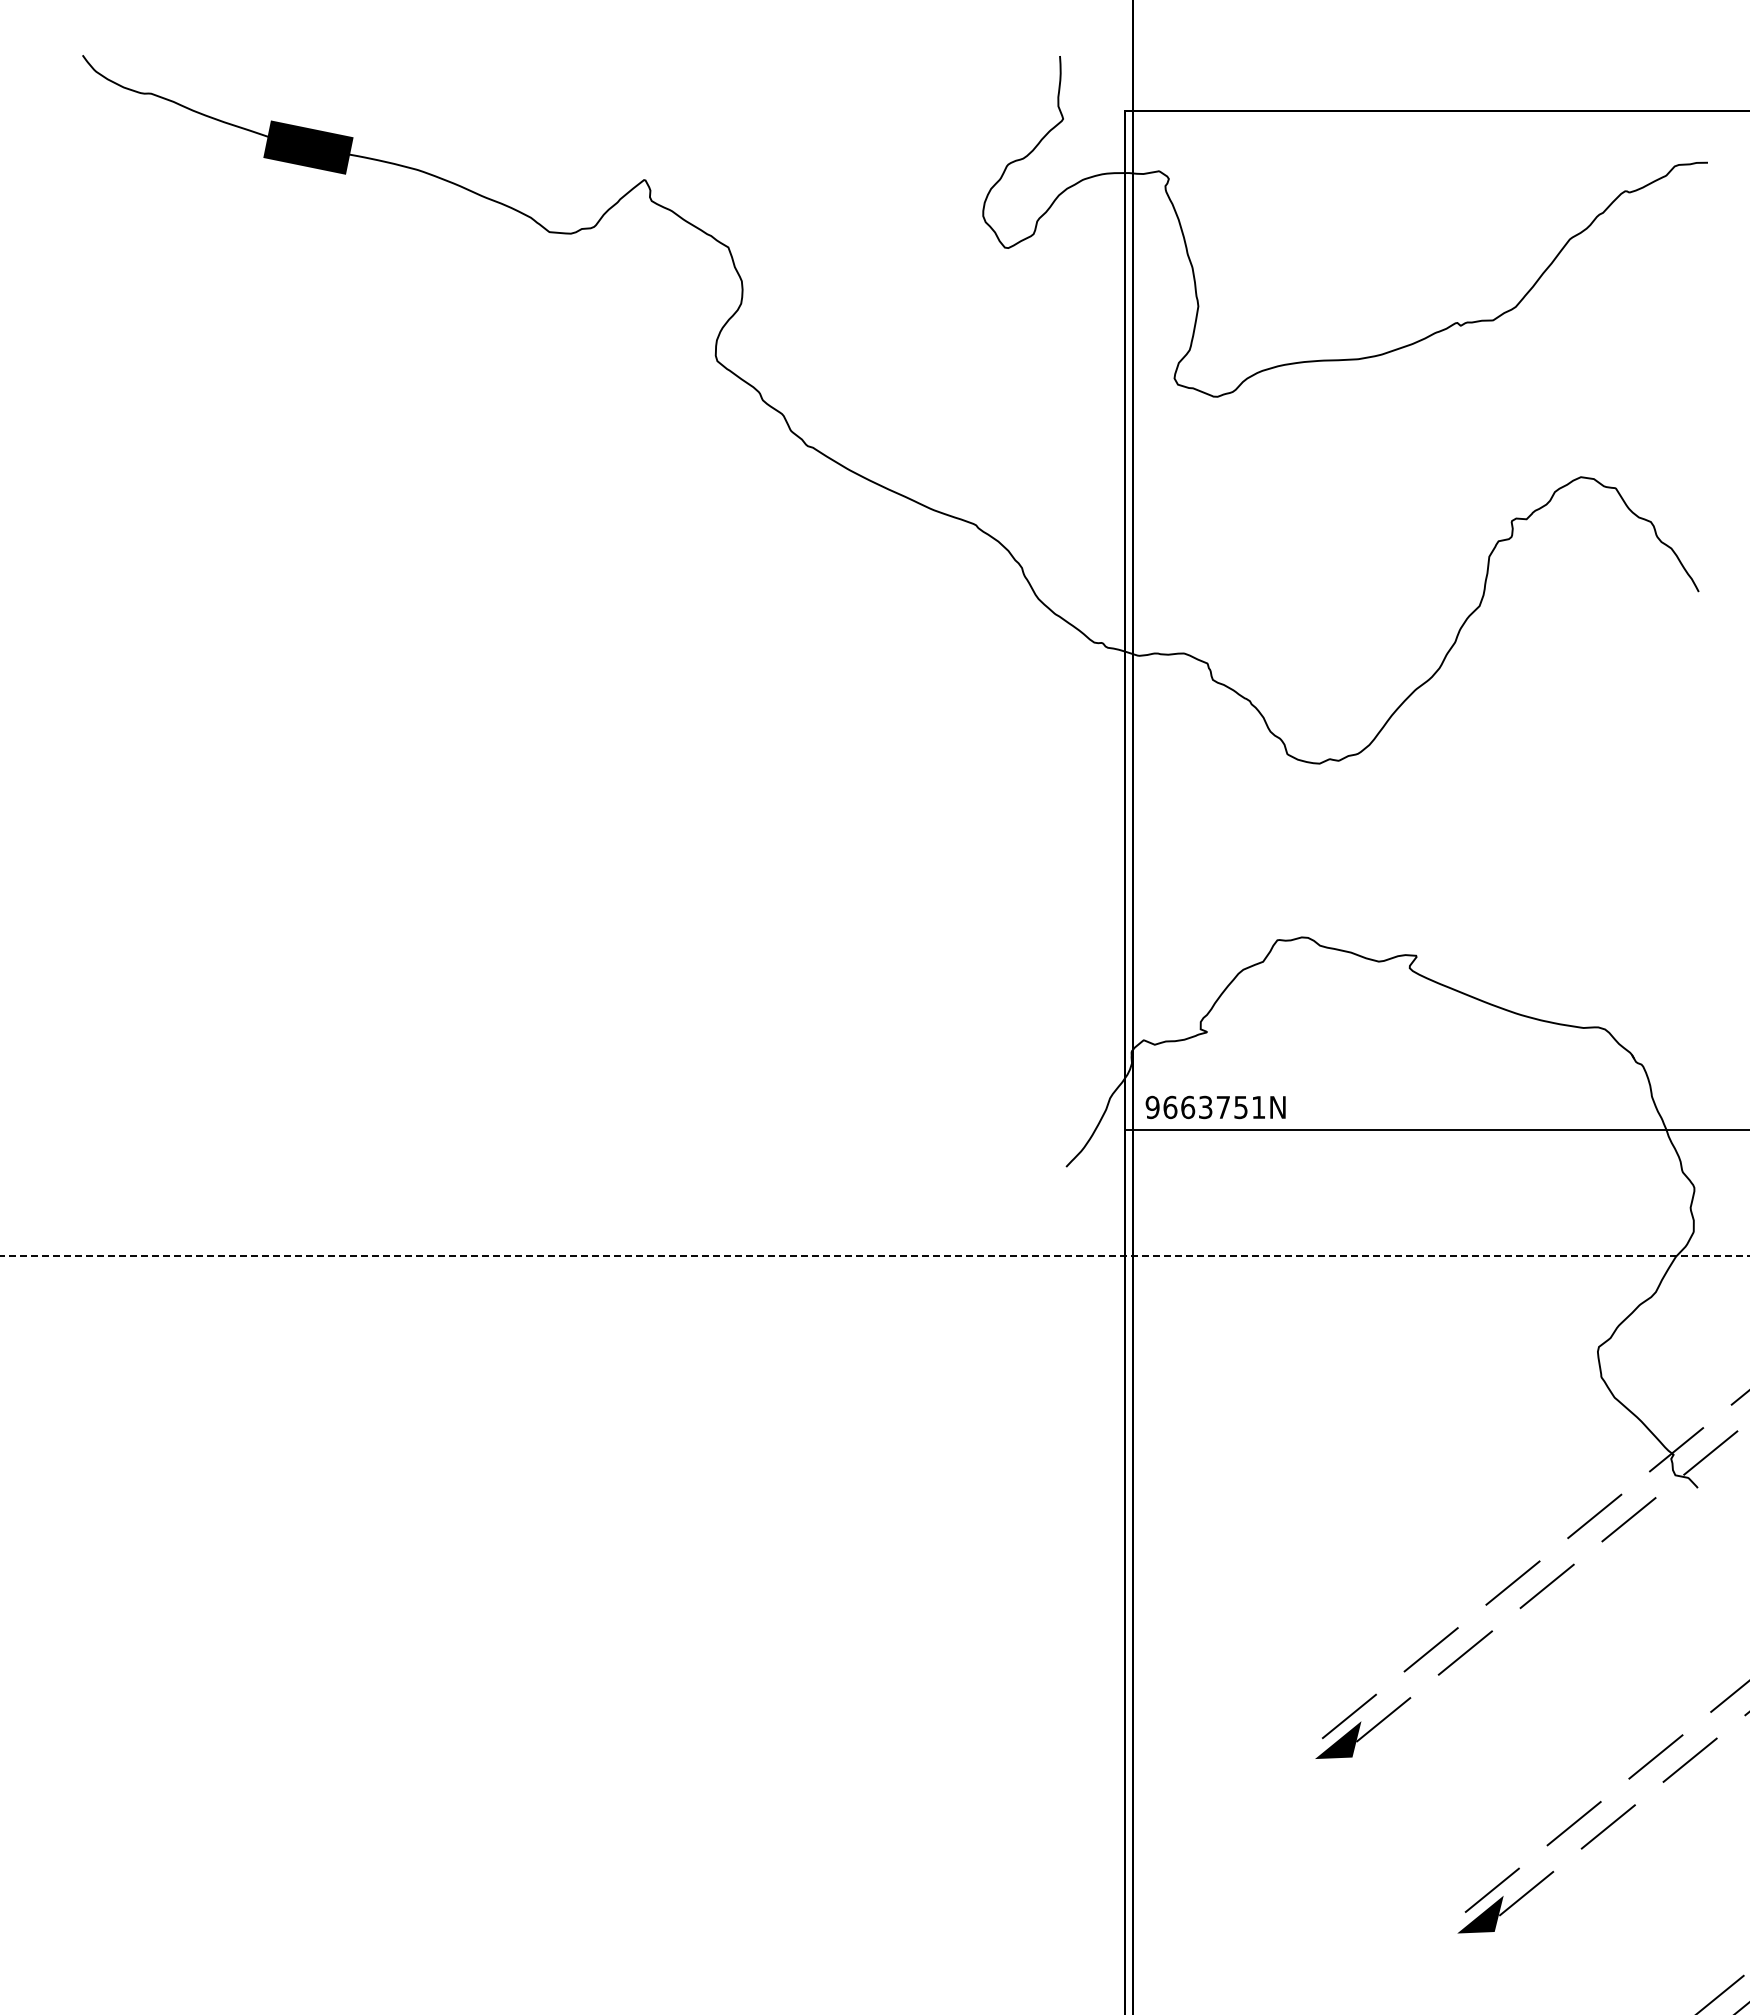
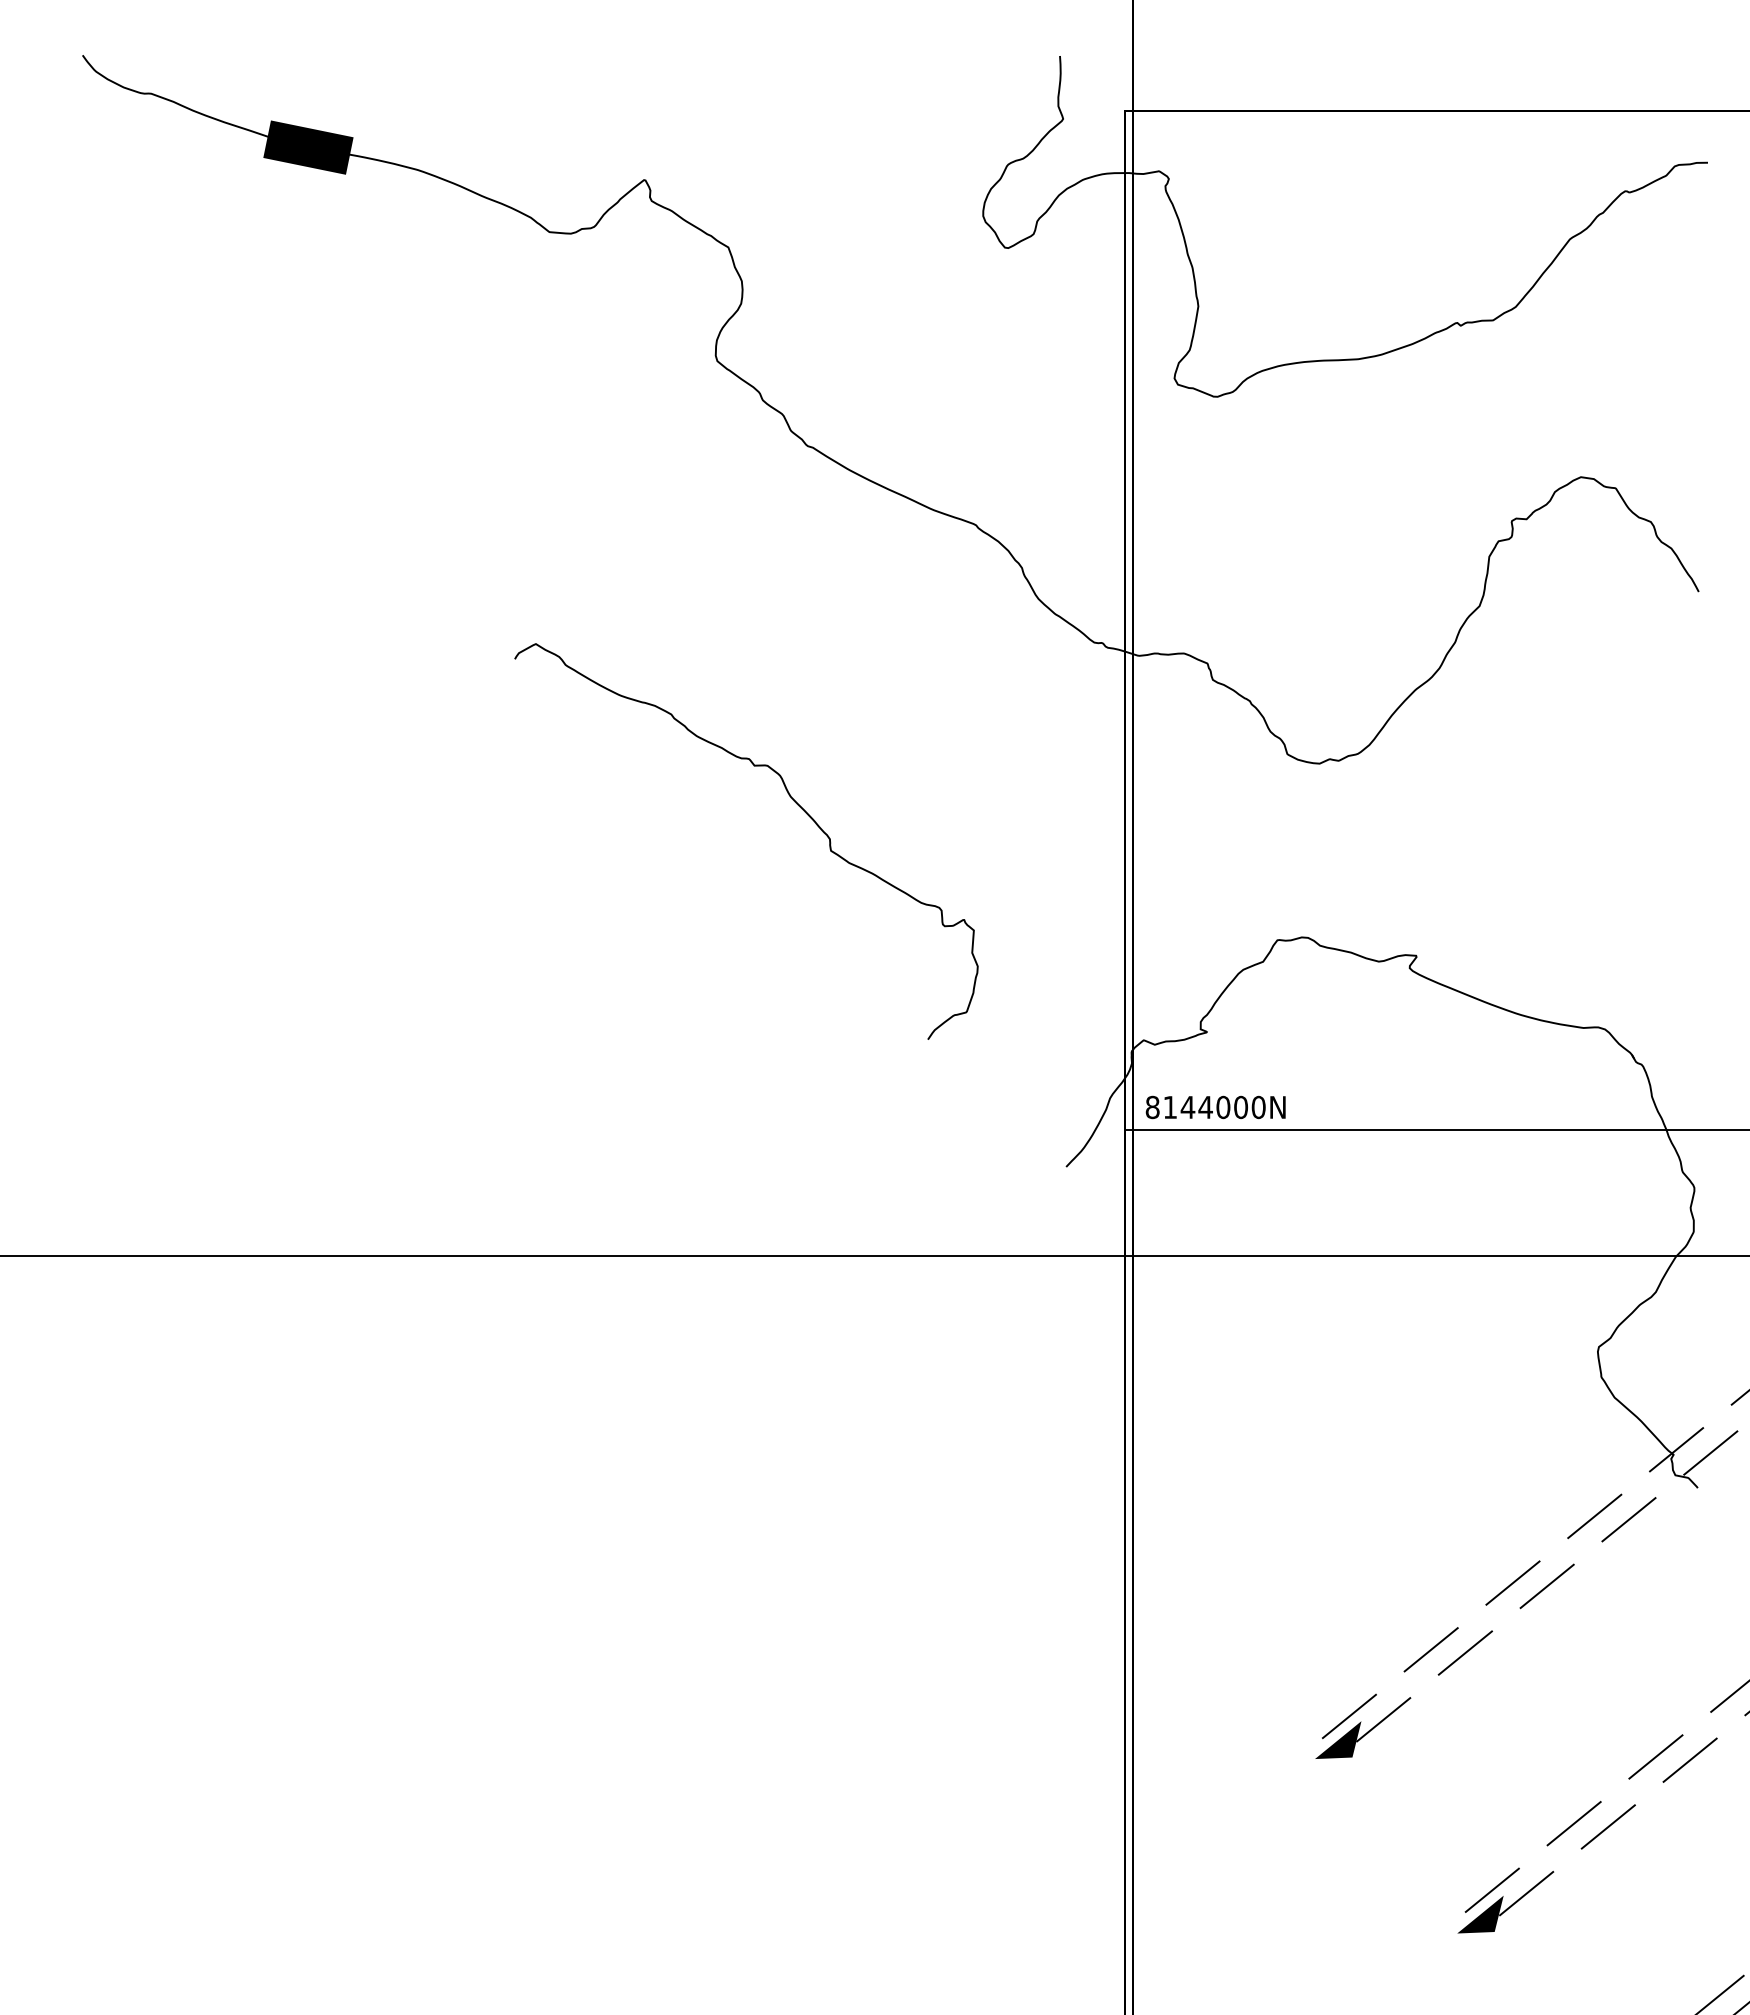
curve: none -> present (793, 801)
text: 9663751N -> 8144000N (1205, 1107)
line: dashed -> solid (875, 1256)
